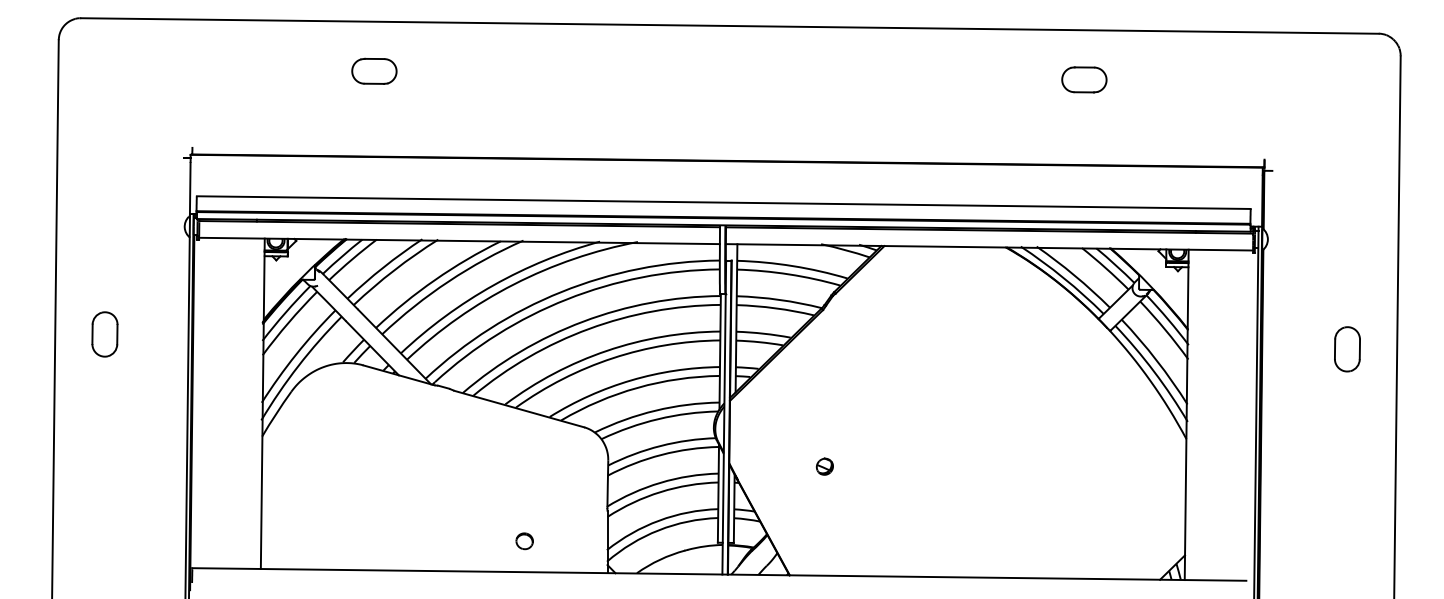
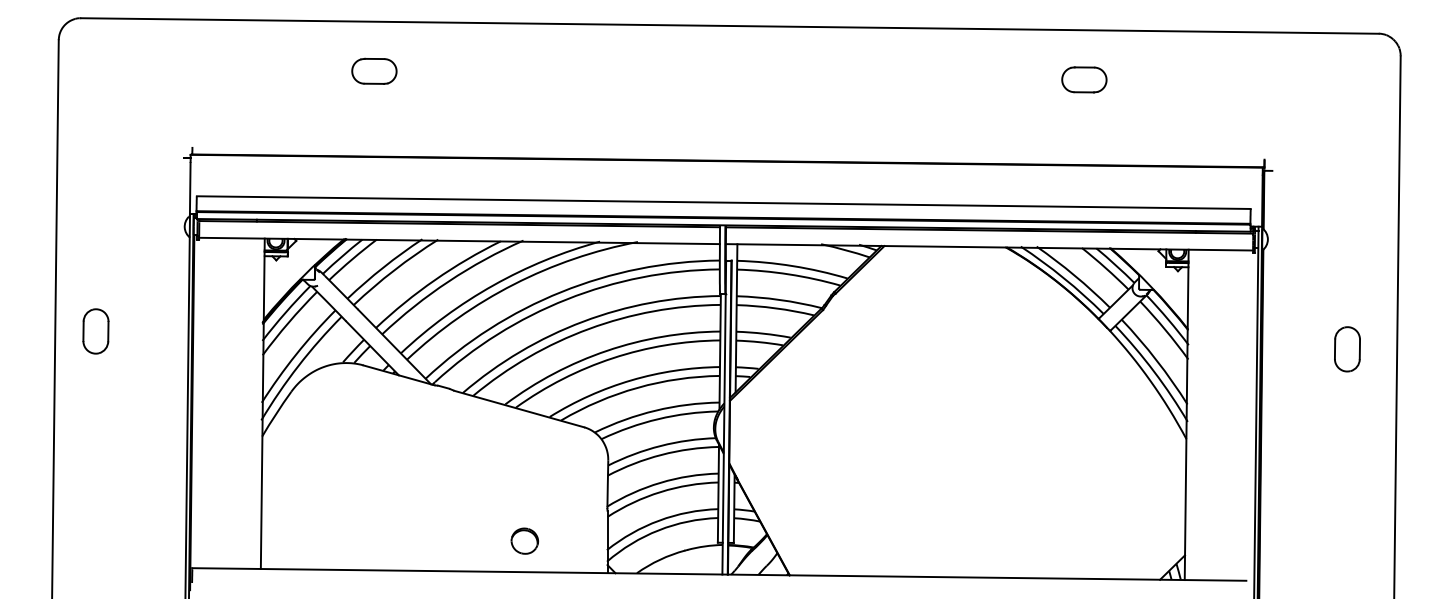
part position: (104, 334) -> (95, 331) (95, 331)
part: present -> none (824, 466)
part size: 19x19 px -> 29x28 px (524, 540)
